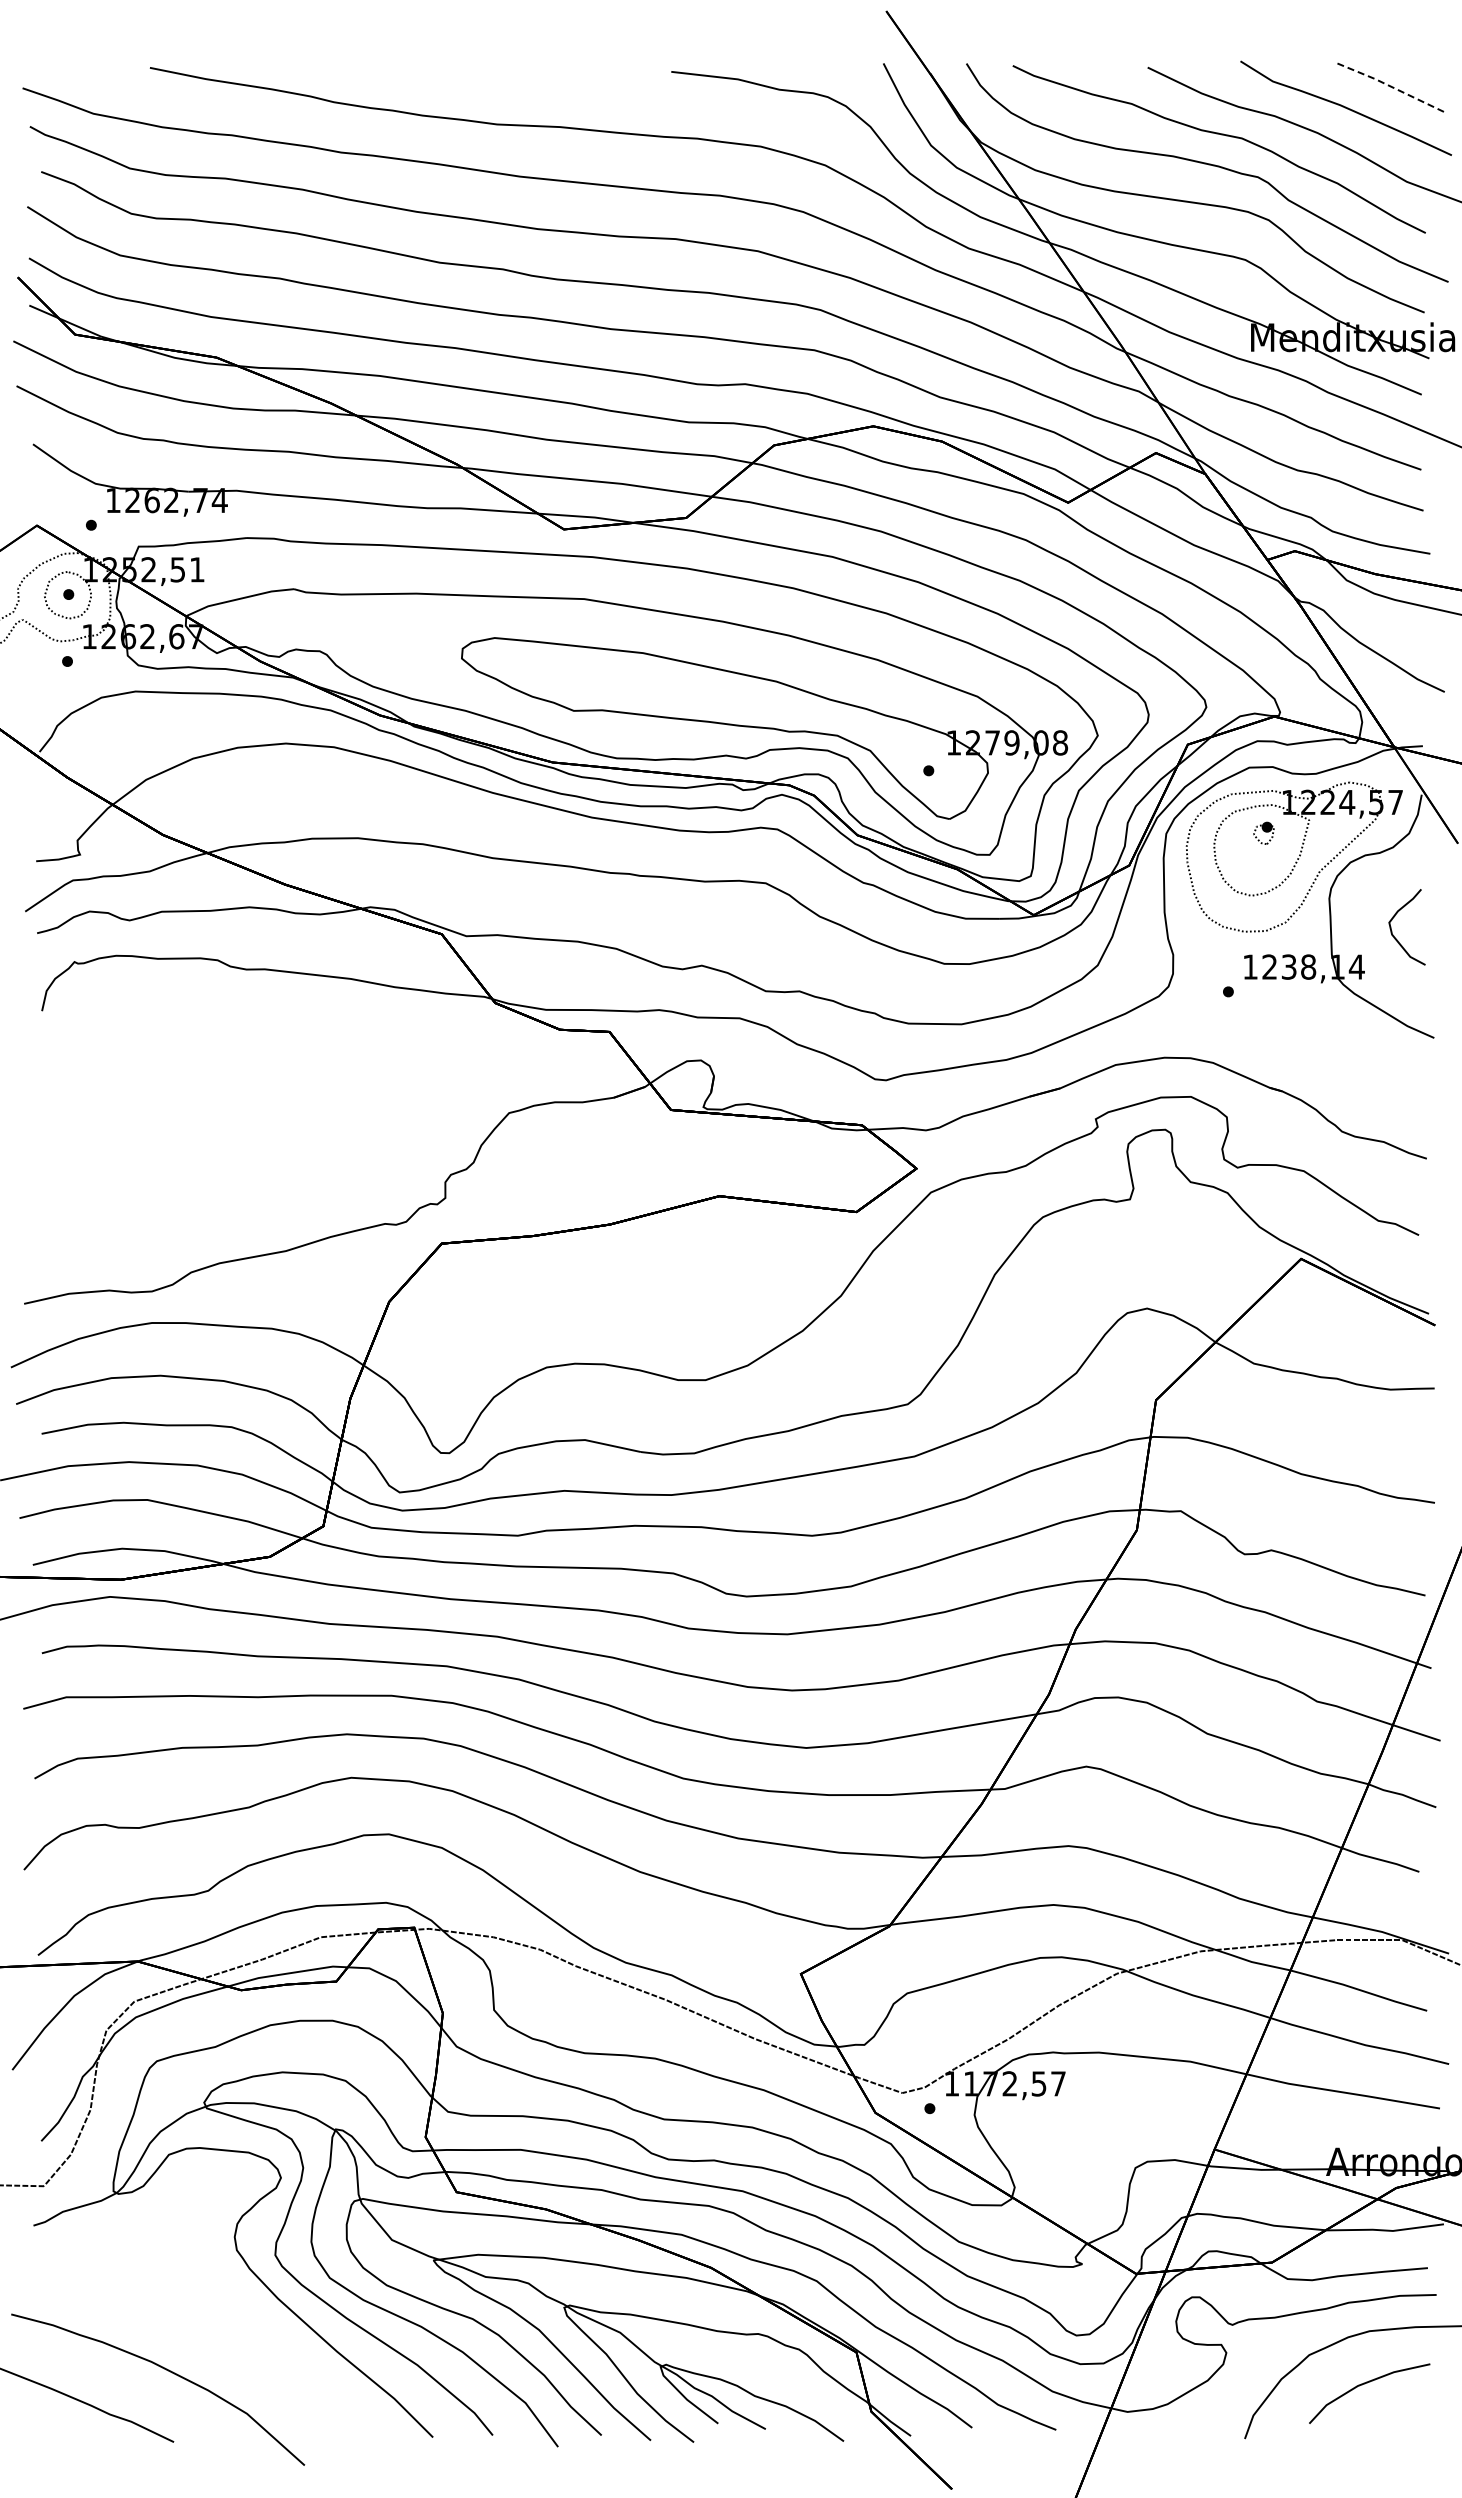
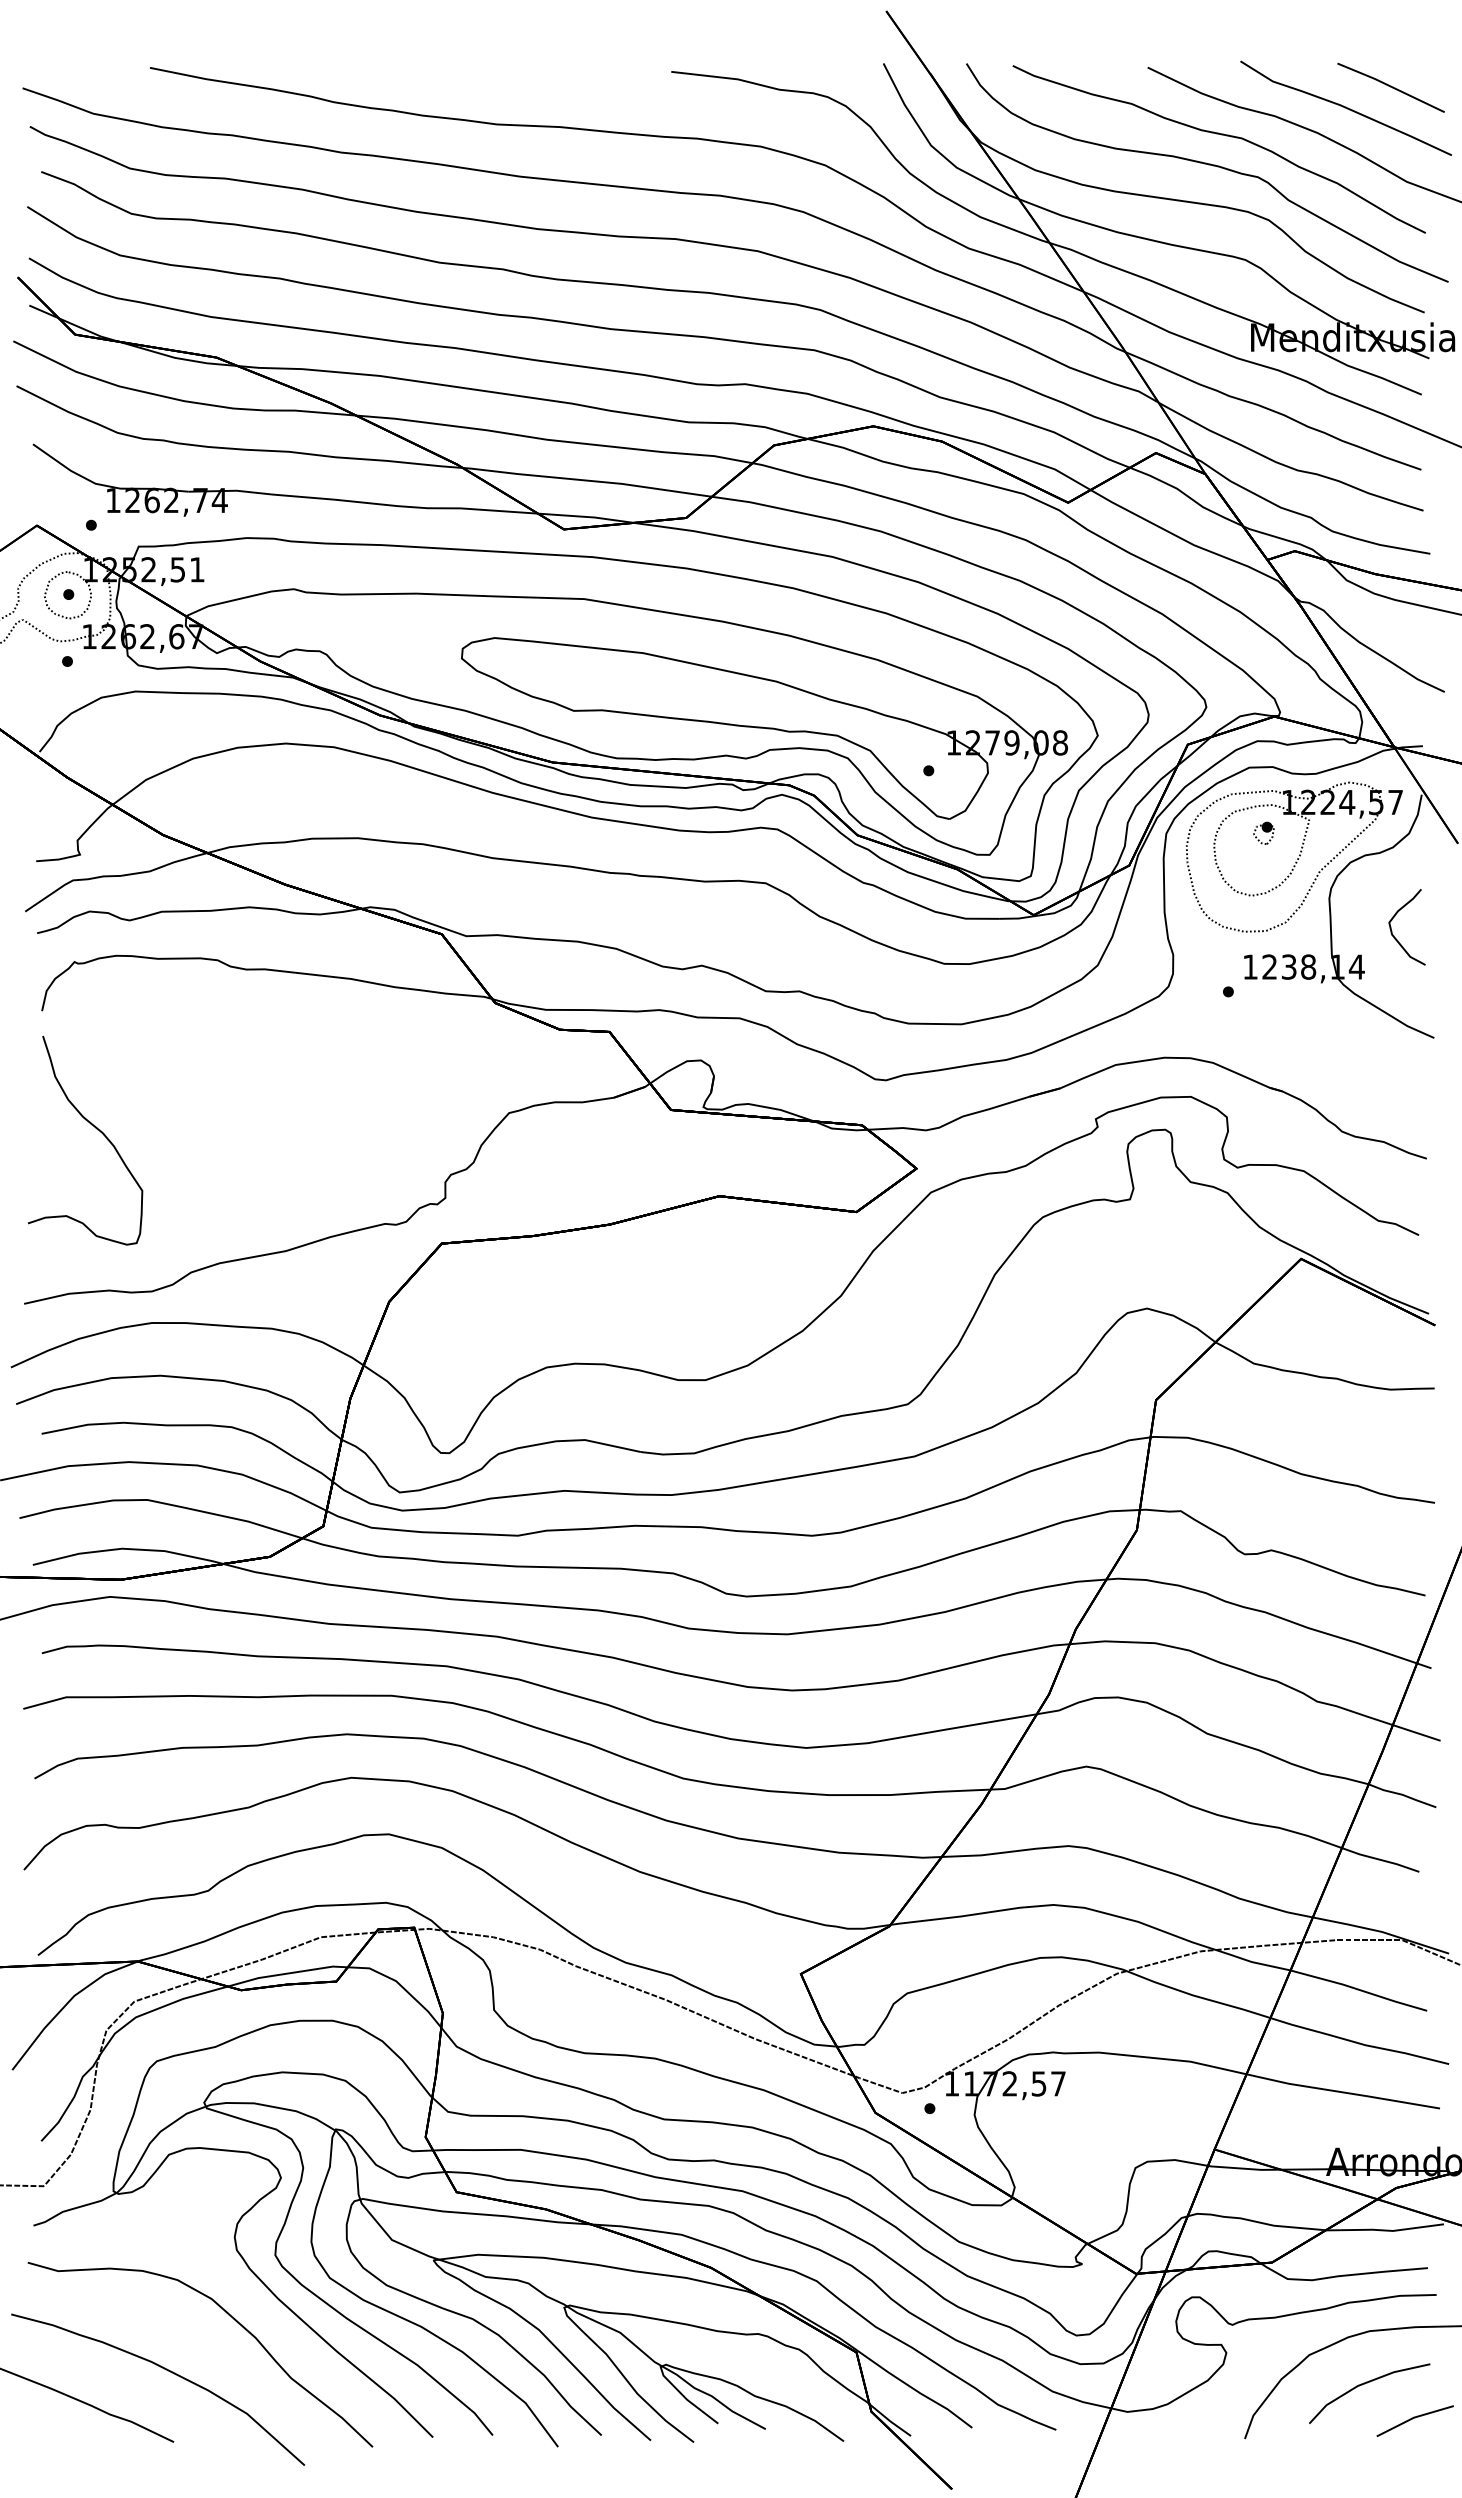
line: dashed -> solid (1391, 86)
curve: none -> present (96, 1129)
curve: none -> present (228, 2315)
line: none -> present (1412, 2419)
